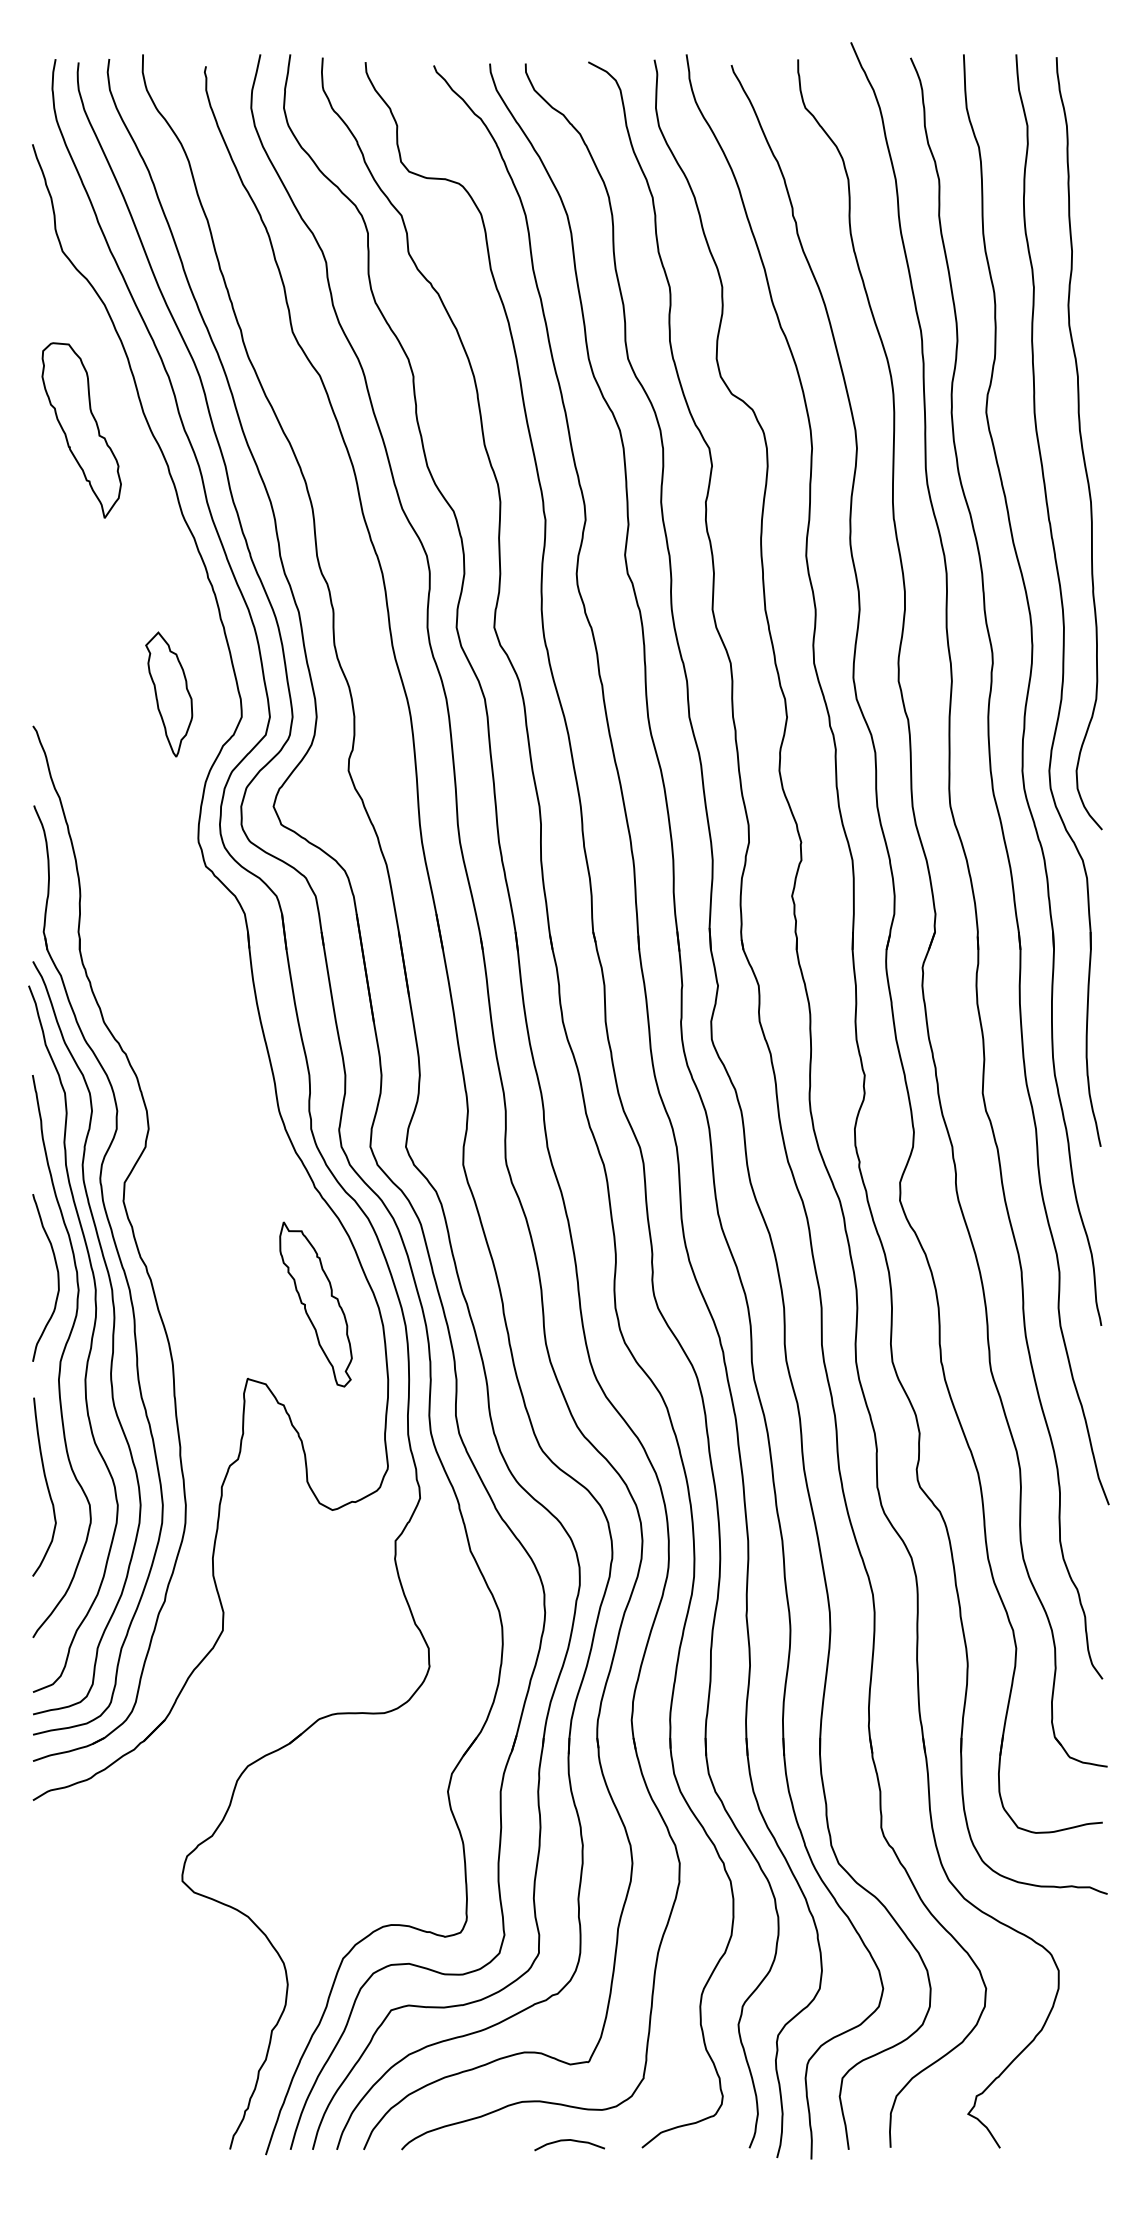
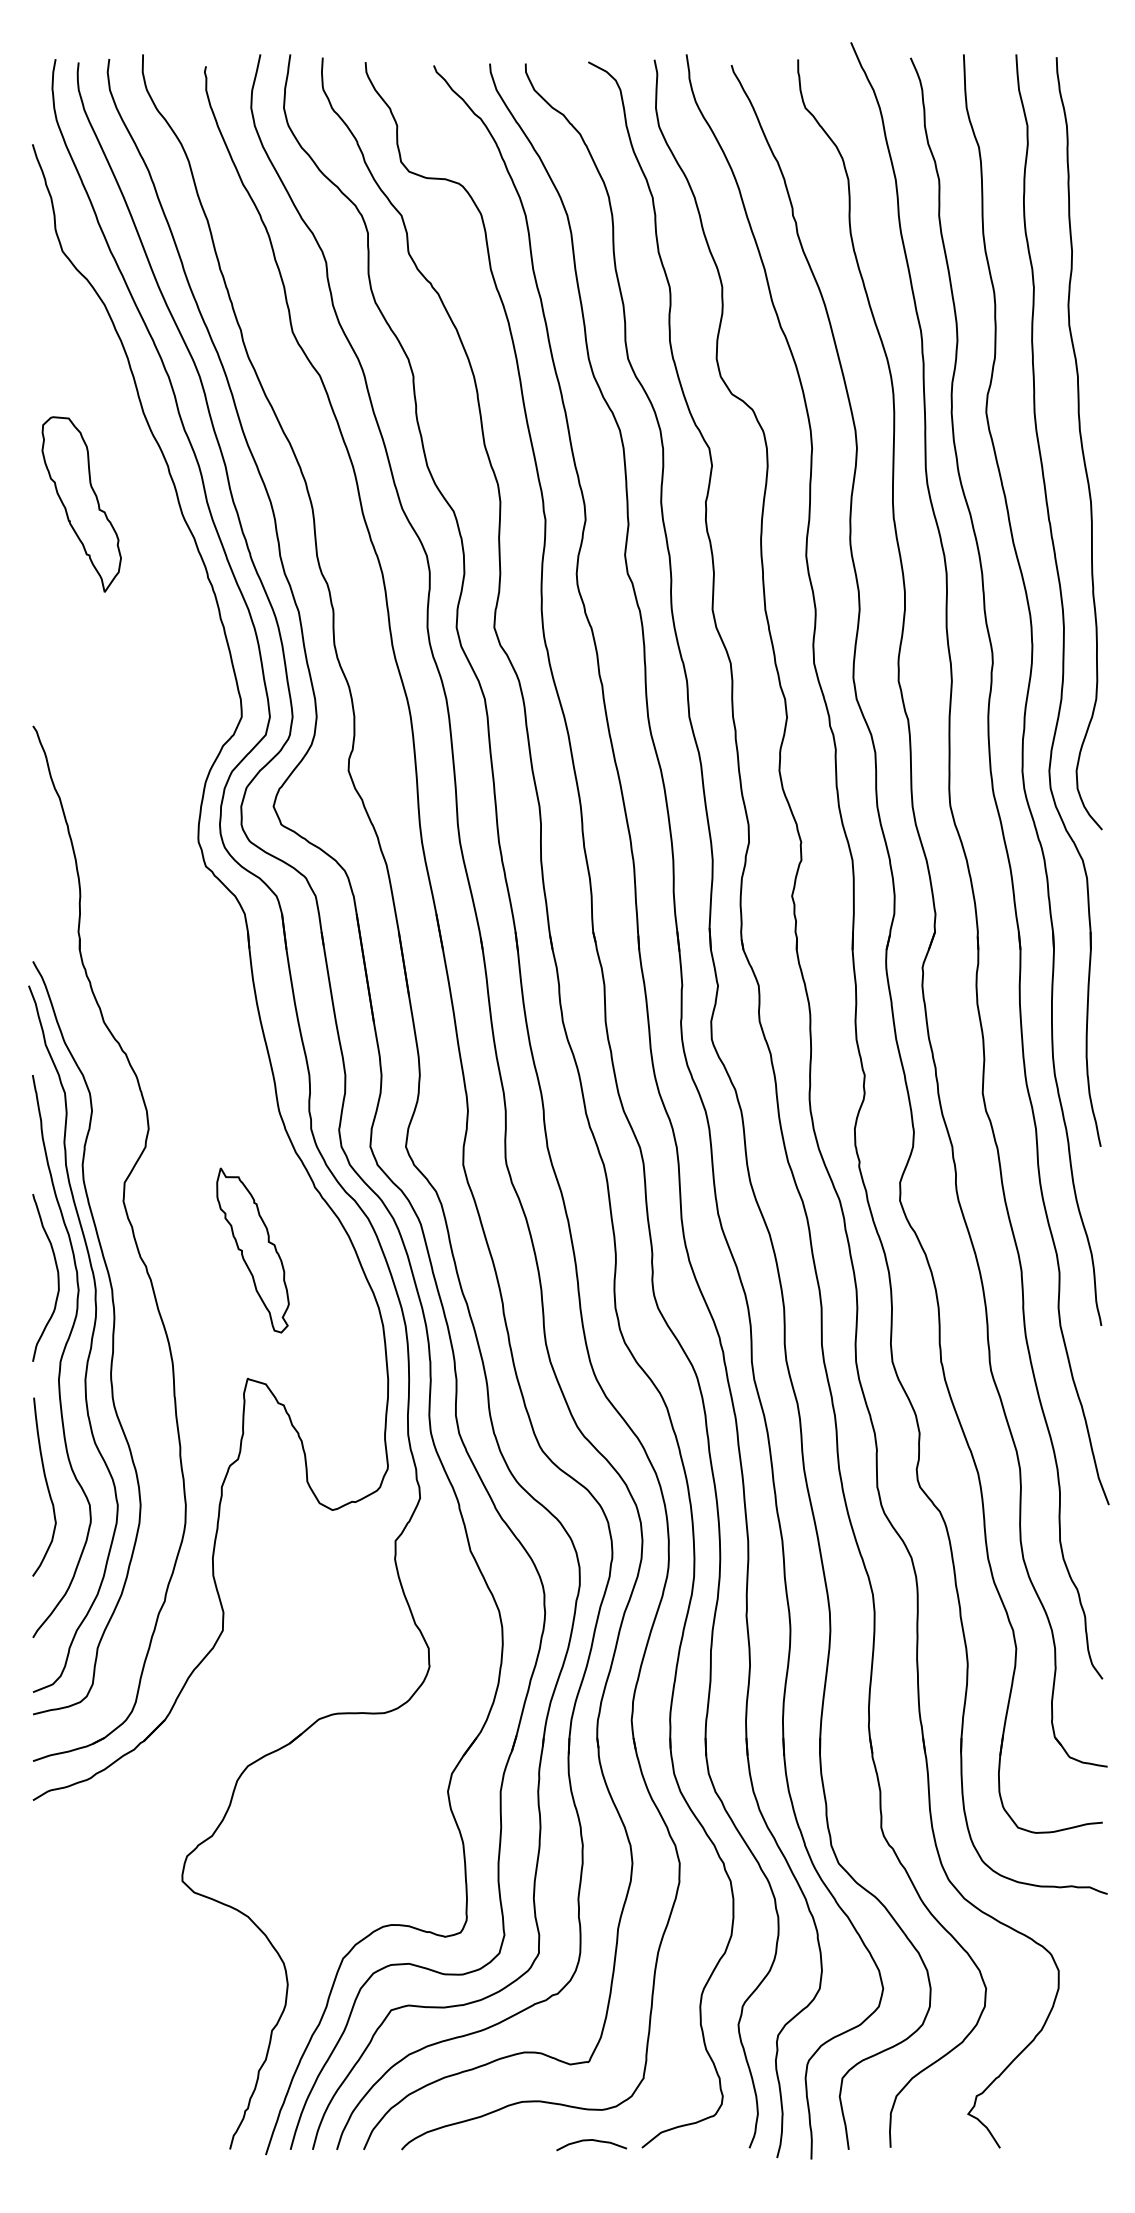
part position: (81, 430) -> (81, 504) (81, 504)
part: present -> none (169, 694)
part: present -> none (120, 1264)
part position: (315, 1304) -> (252, 1250) (252, 1250)
curve position: (571, 2141) -> (593, 2141) (593, 2141)
